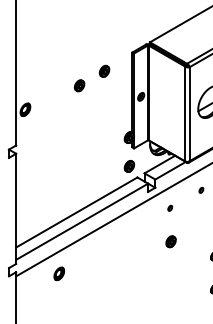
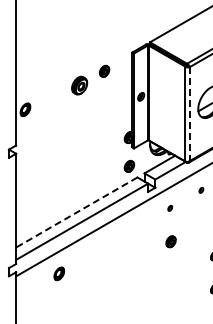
part size: 13x14 px -> 18x21 px (79, 85)
line: solid -> dashed (189, 114)
line: solid -> dashed (76, 212)
